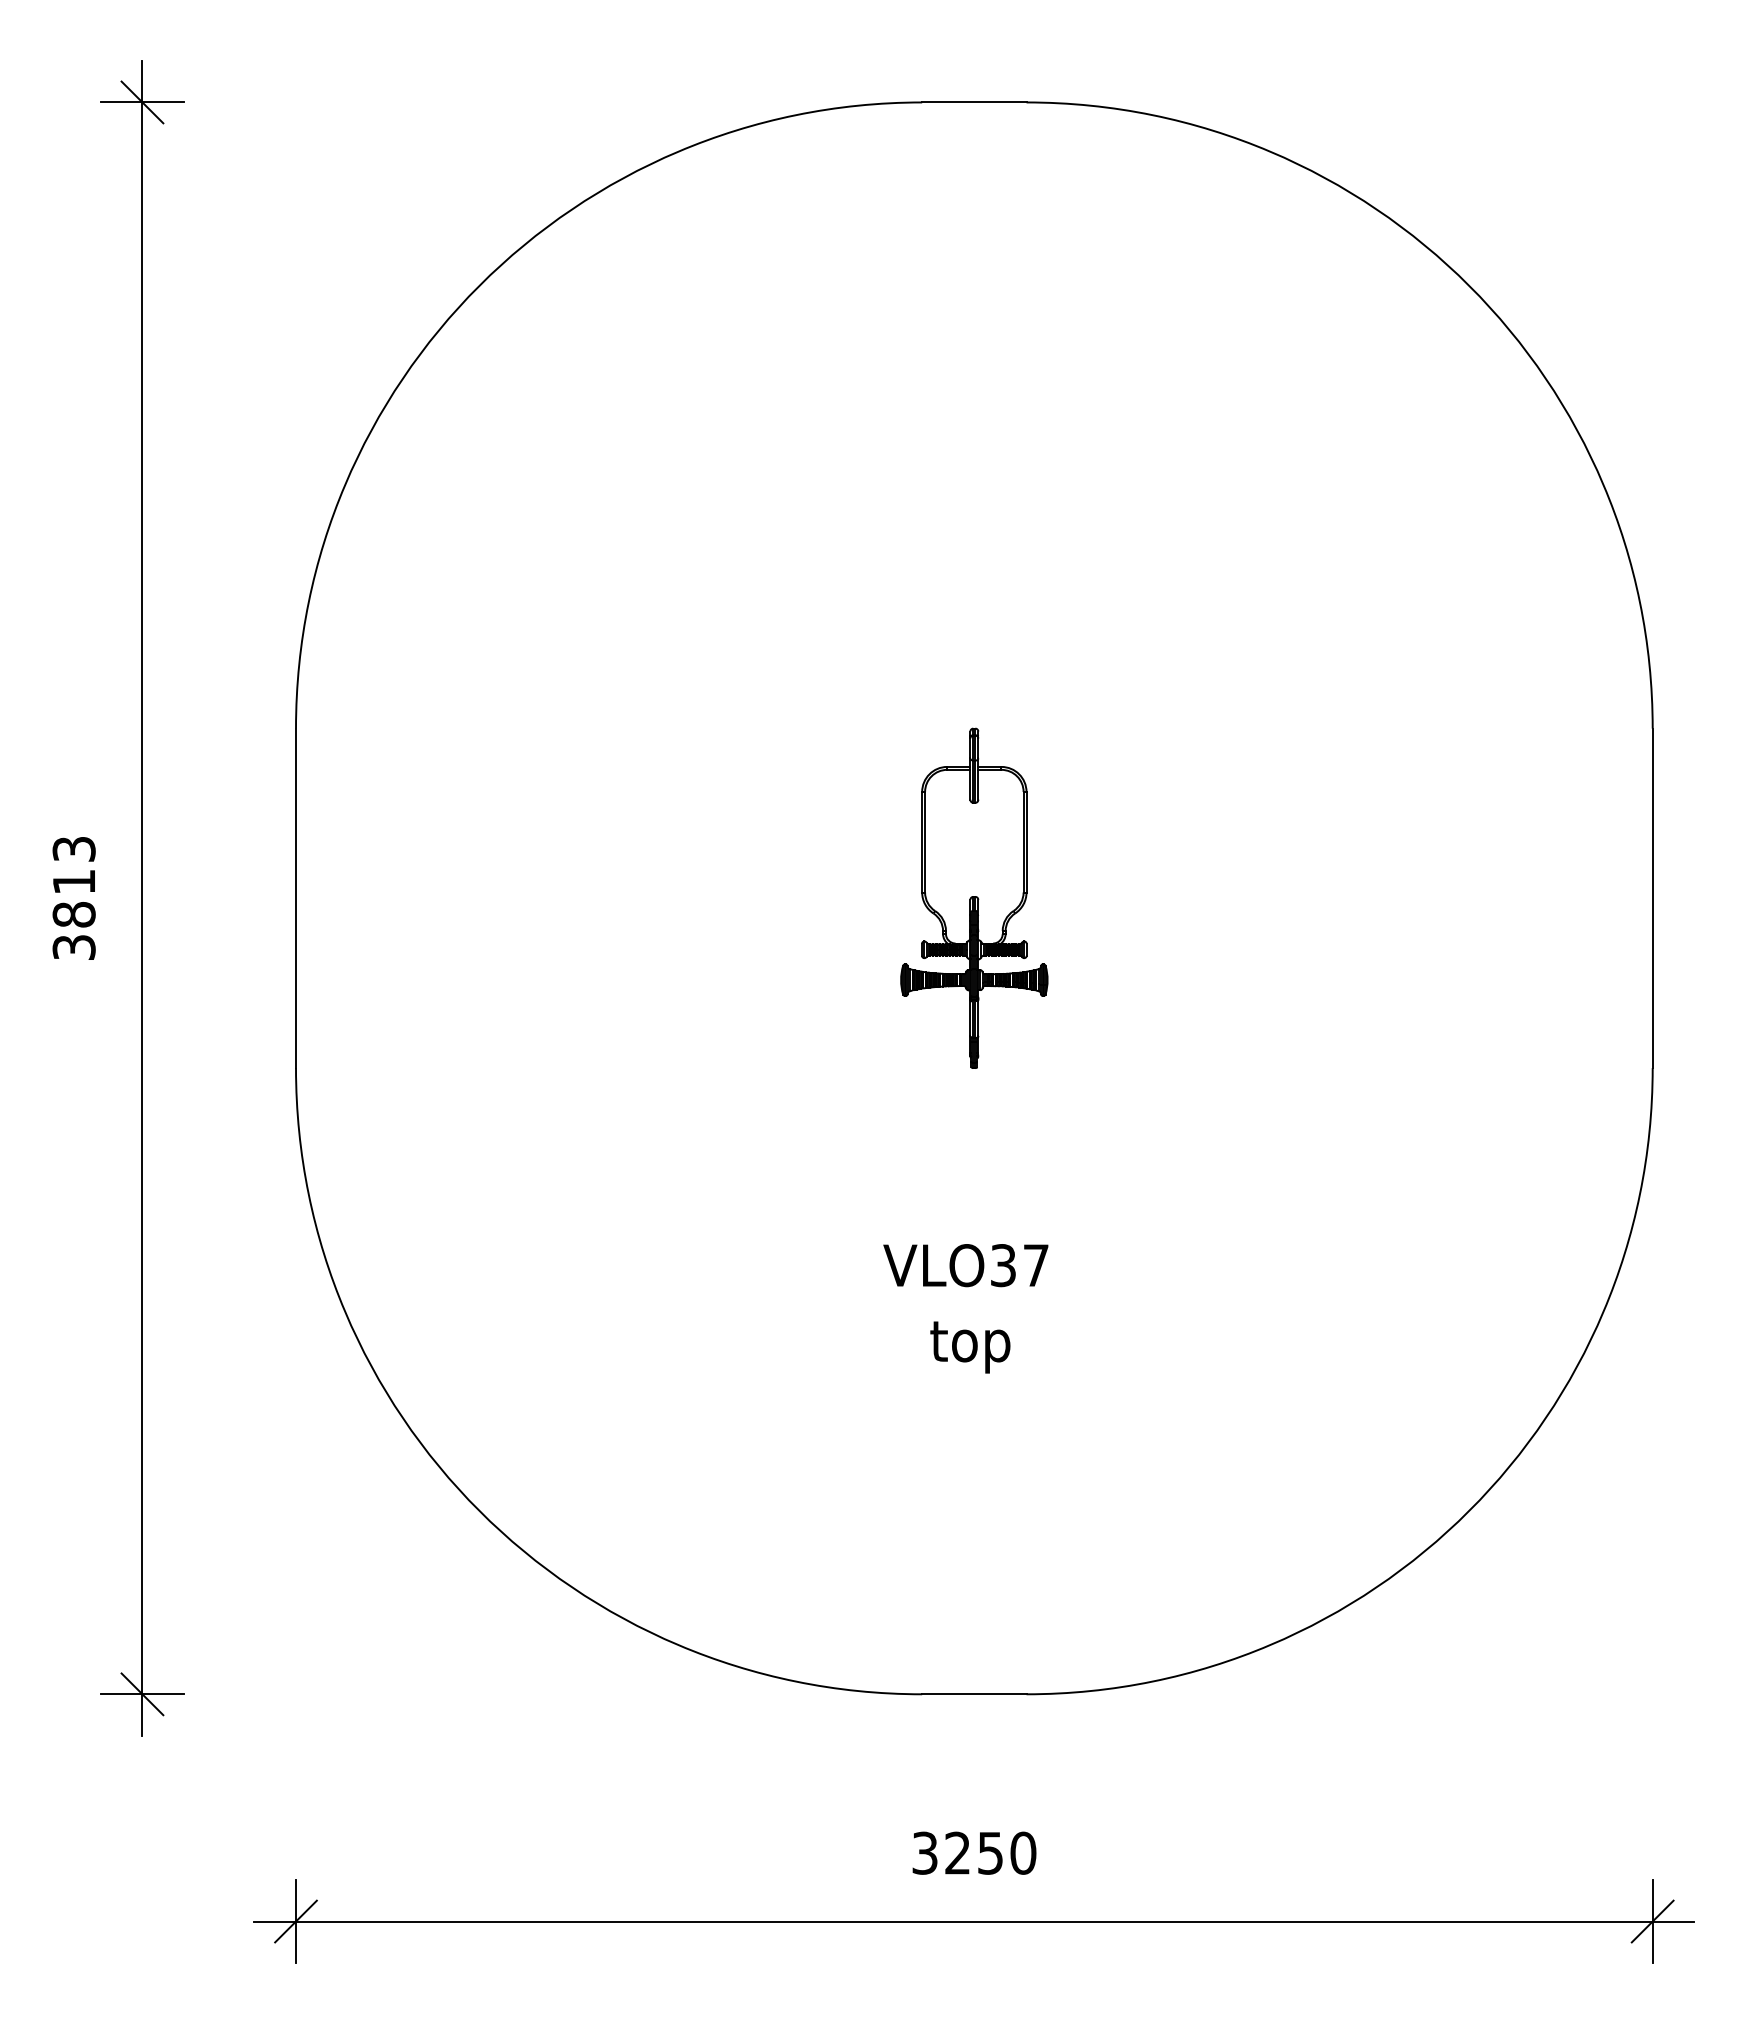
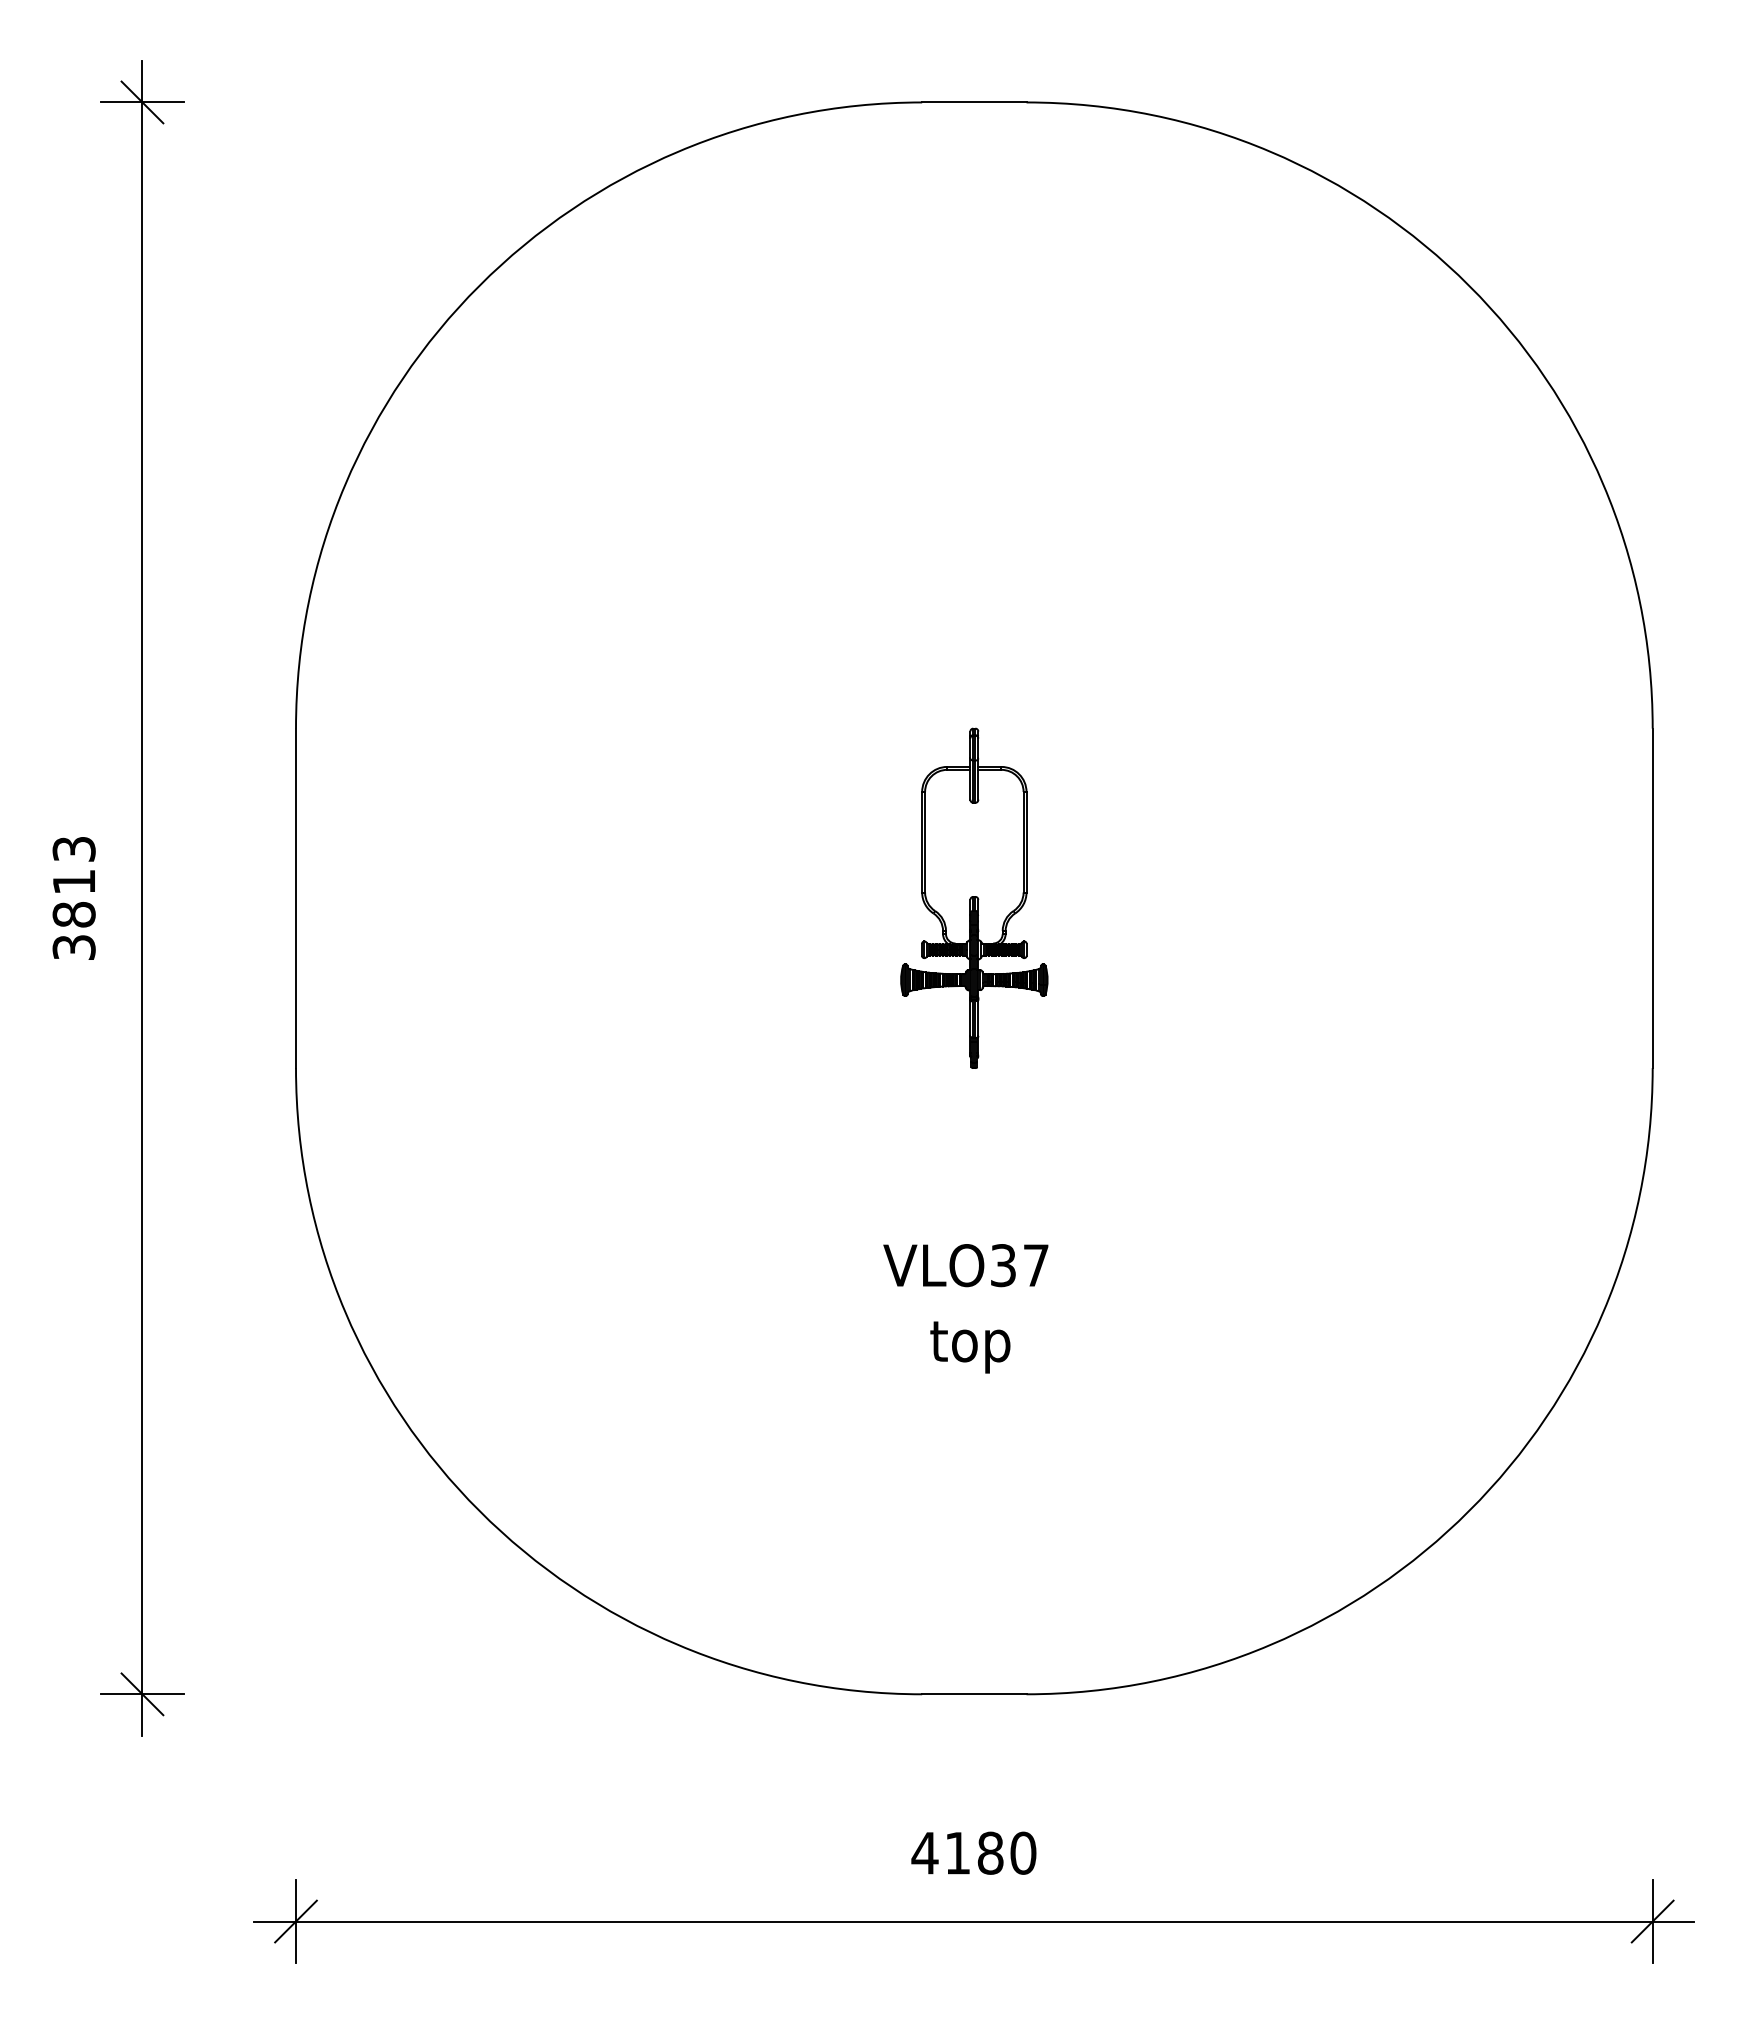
text: 3250 -> 4180 (957, 1852)
